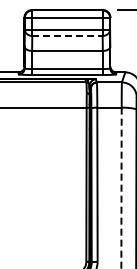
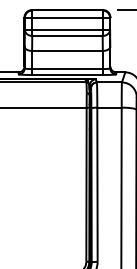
line: dashed -> solid (67, 35)
arc: dashed -> solid (121, 188)
